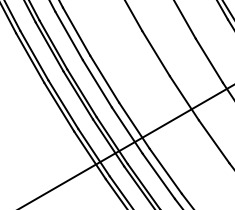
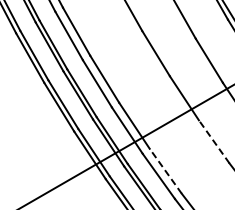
line: solid -> dashed (213, 141)
line: solid -> dashed (165, 171)
